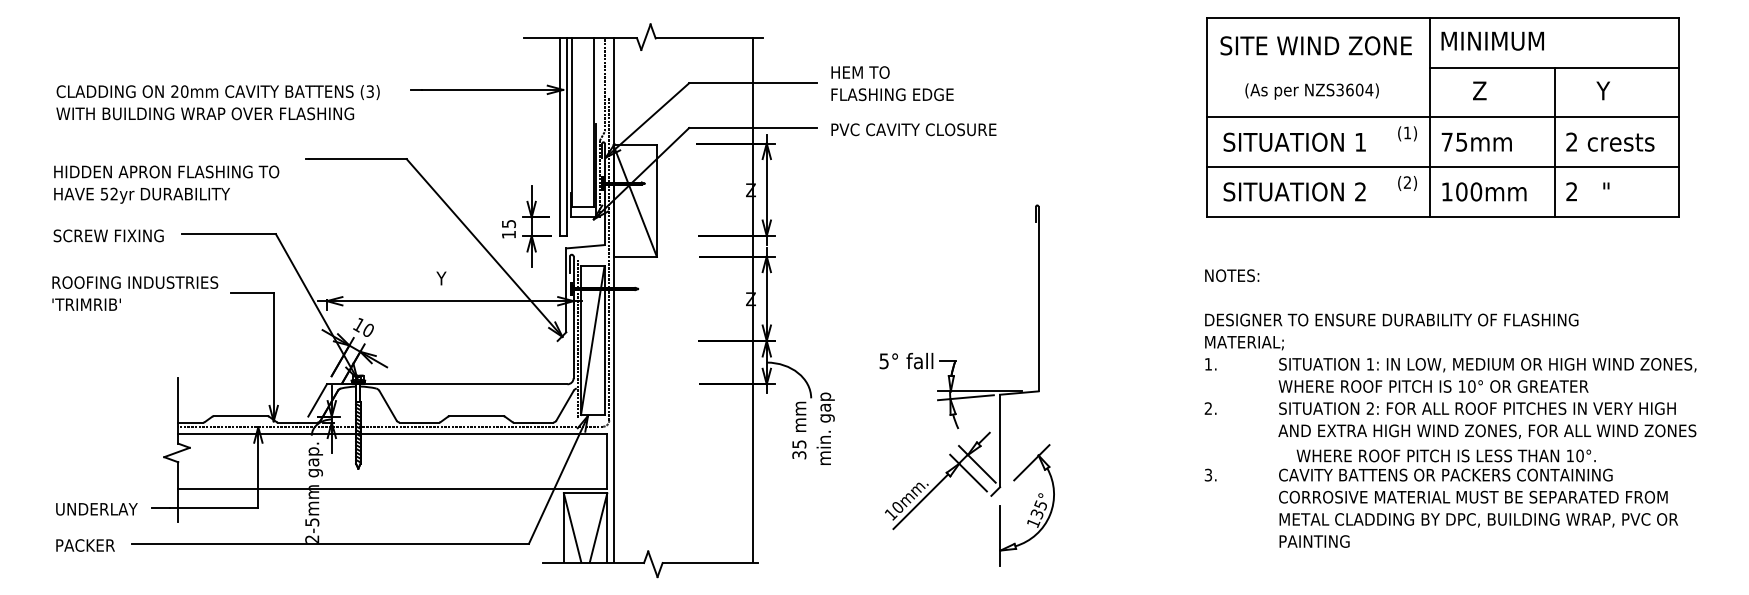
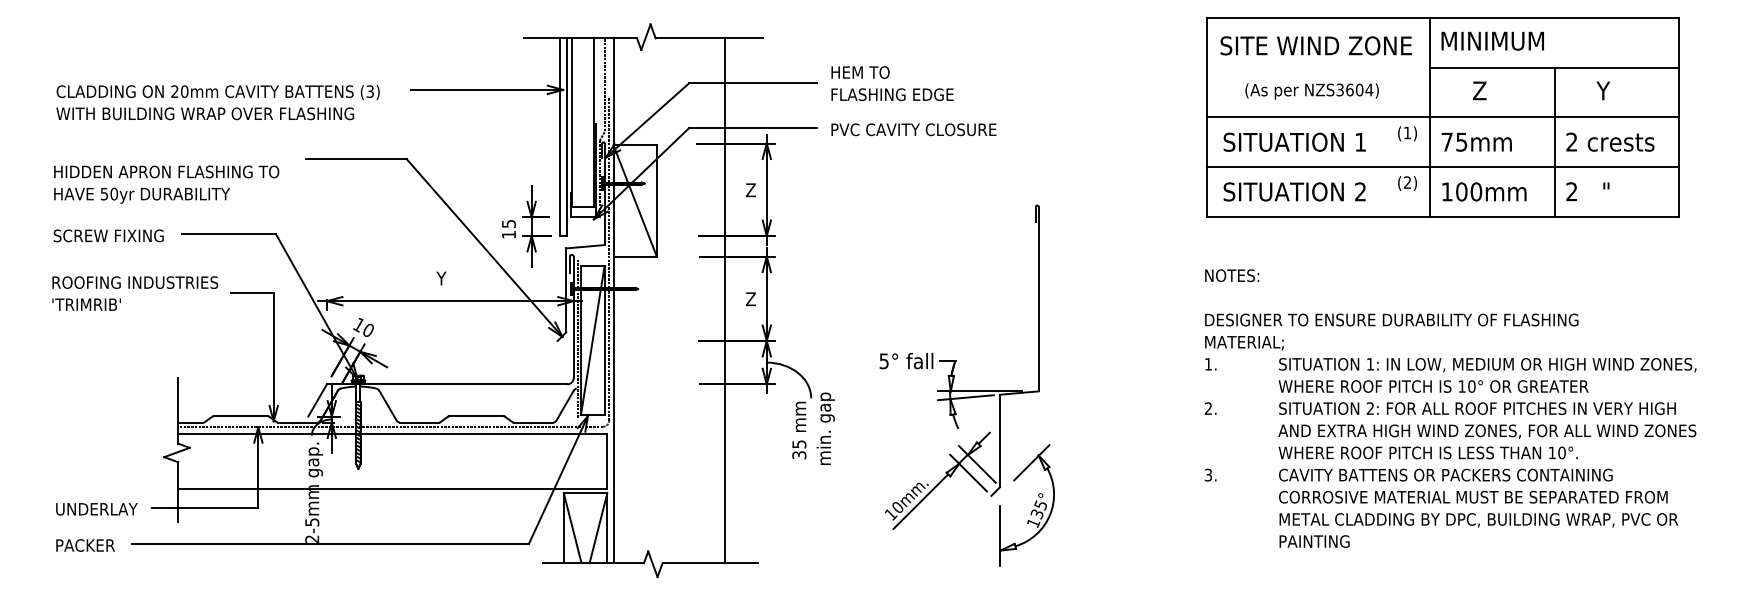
text: 52yr -> 50yr (114, 193)
line position: (753, 300) -> (725, 300) (725, 300)
text position: (1445, 455) -> (1427, 452) (1427, 452)
